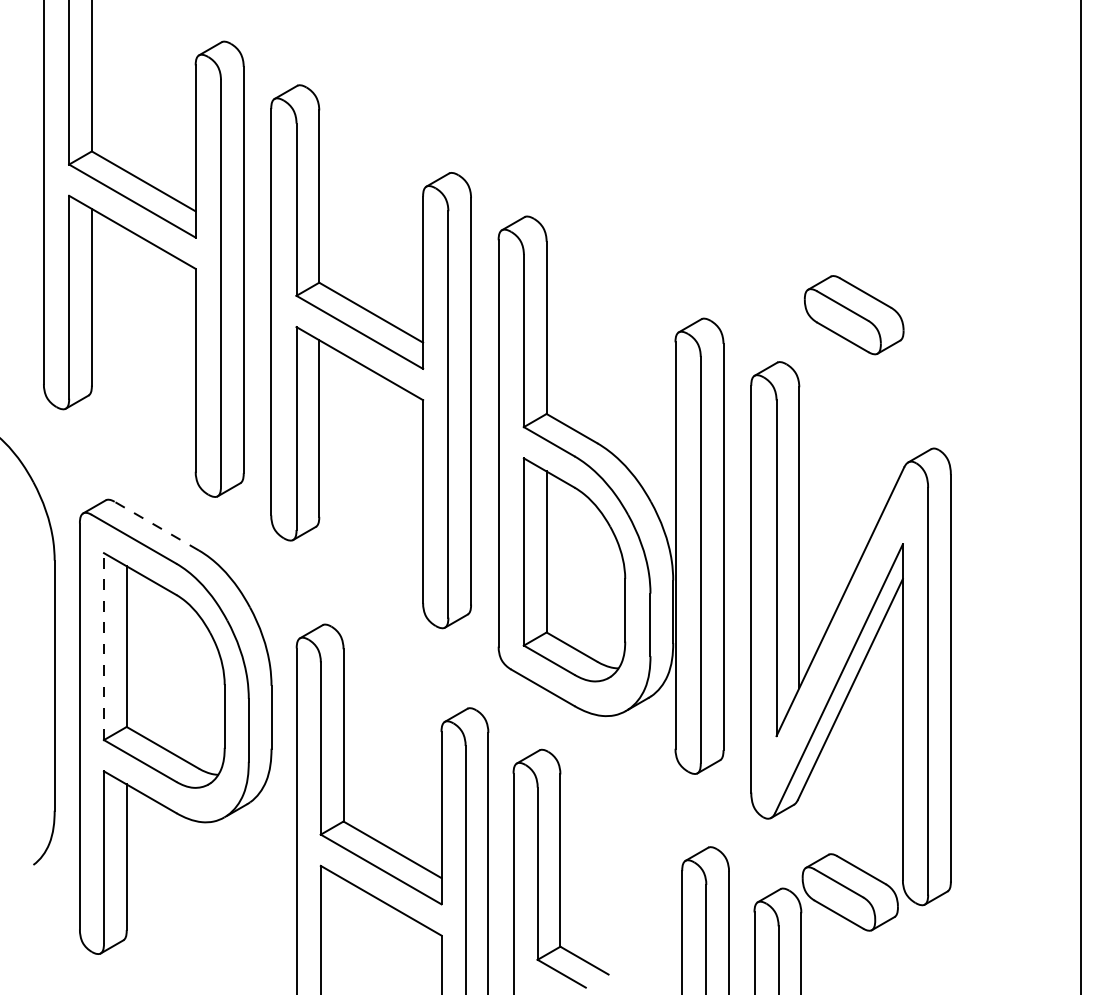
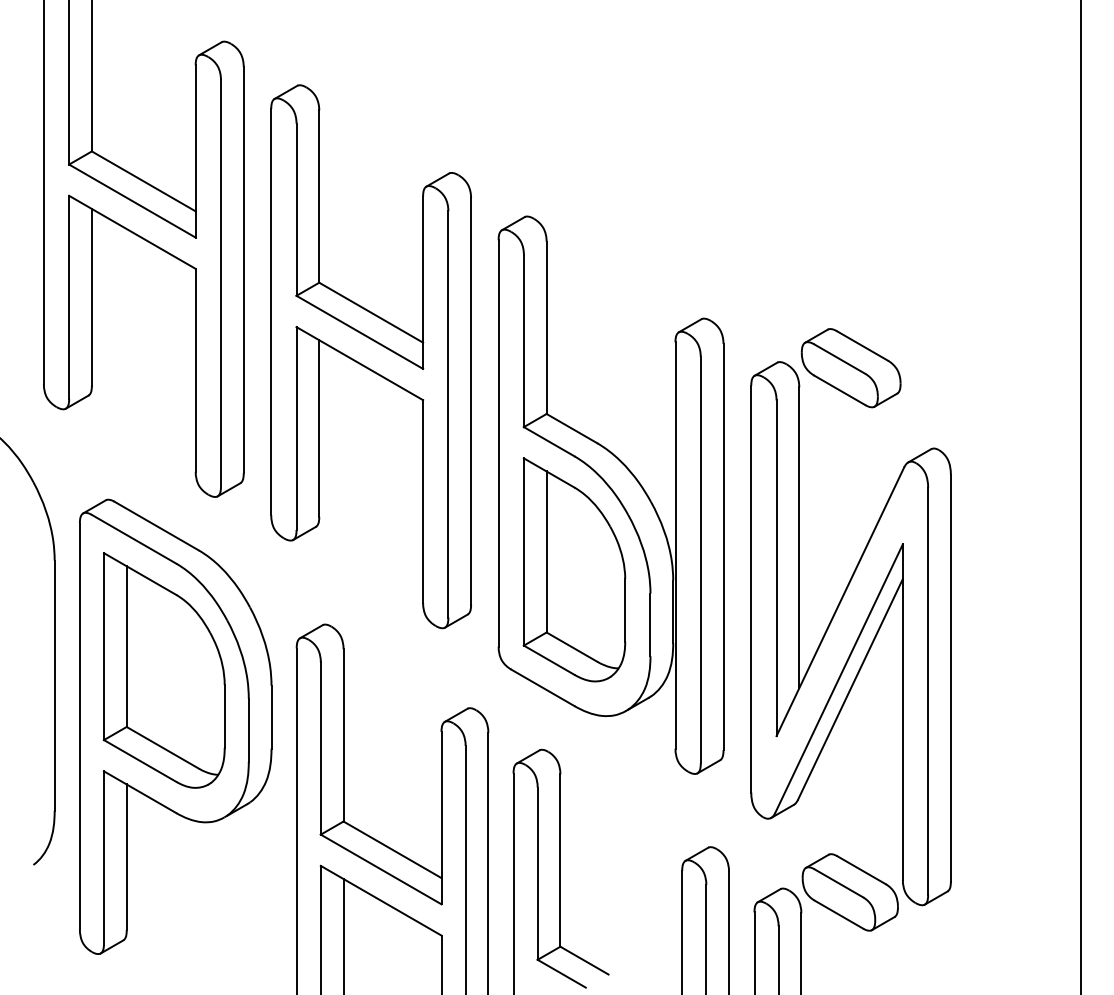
part position: (853, 315) -> (850, 368) (850, 368)
line: dashed -> solid (156, 526)
line: dashed -> solid (103, 646)
line: none -> present (343, 935)
